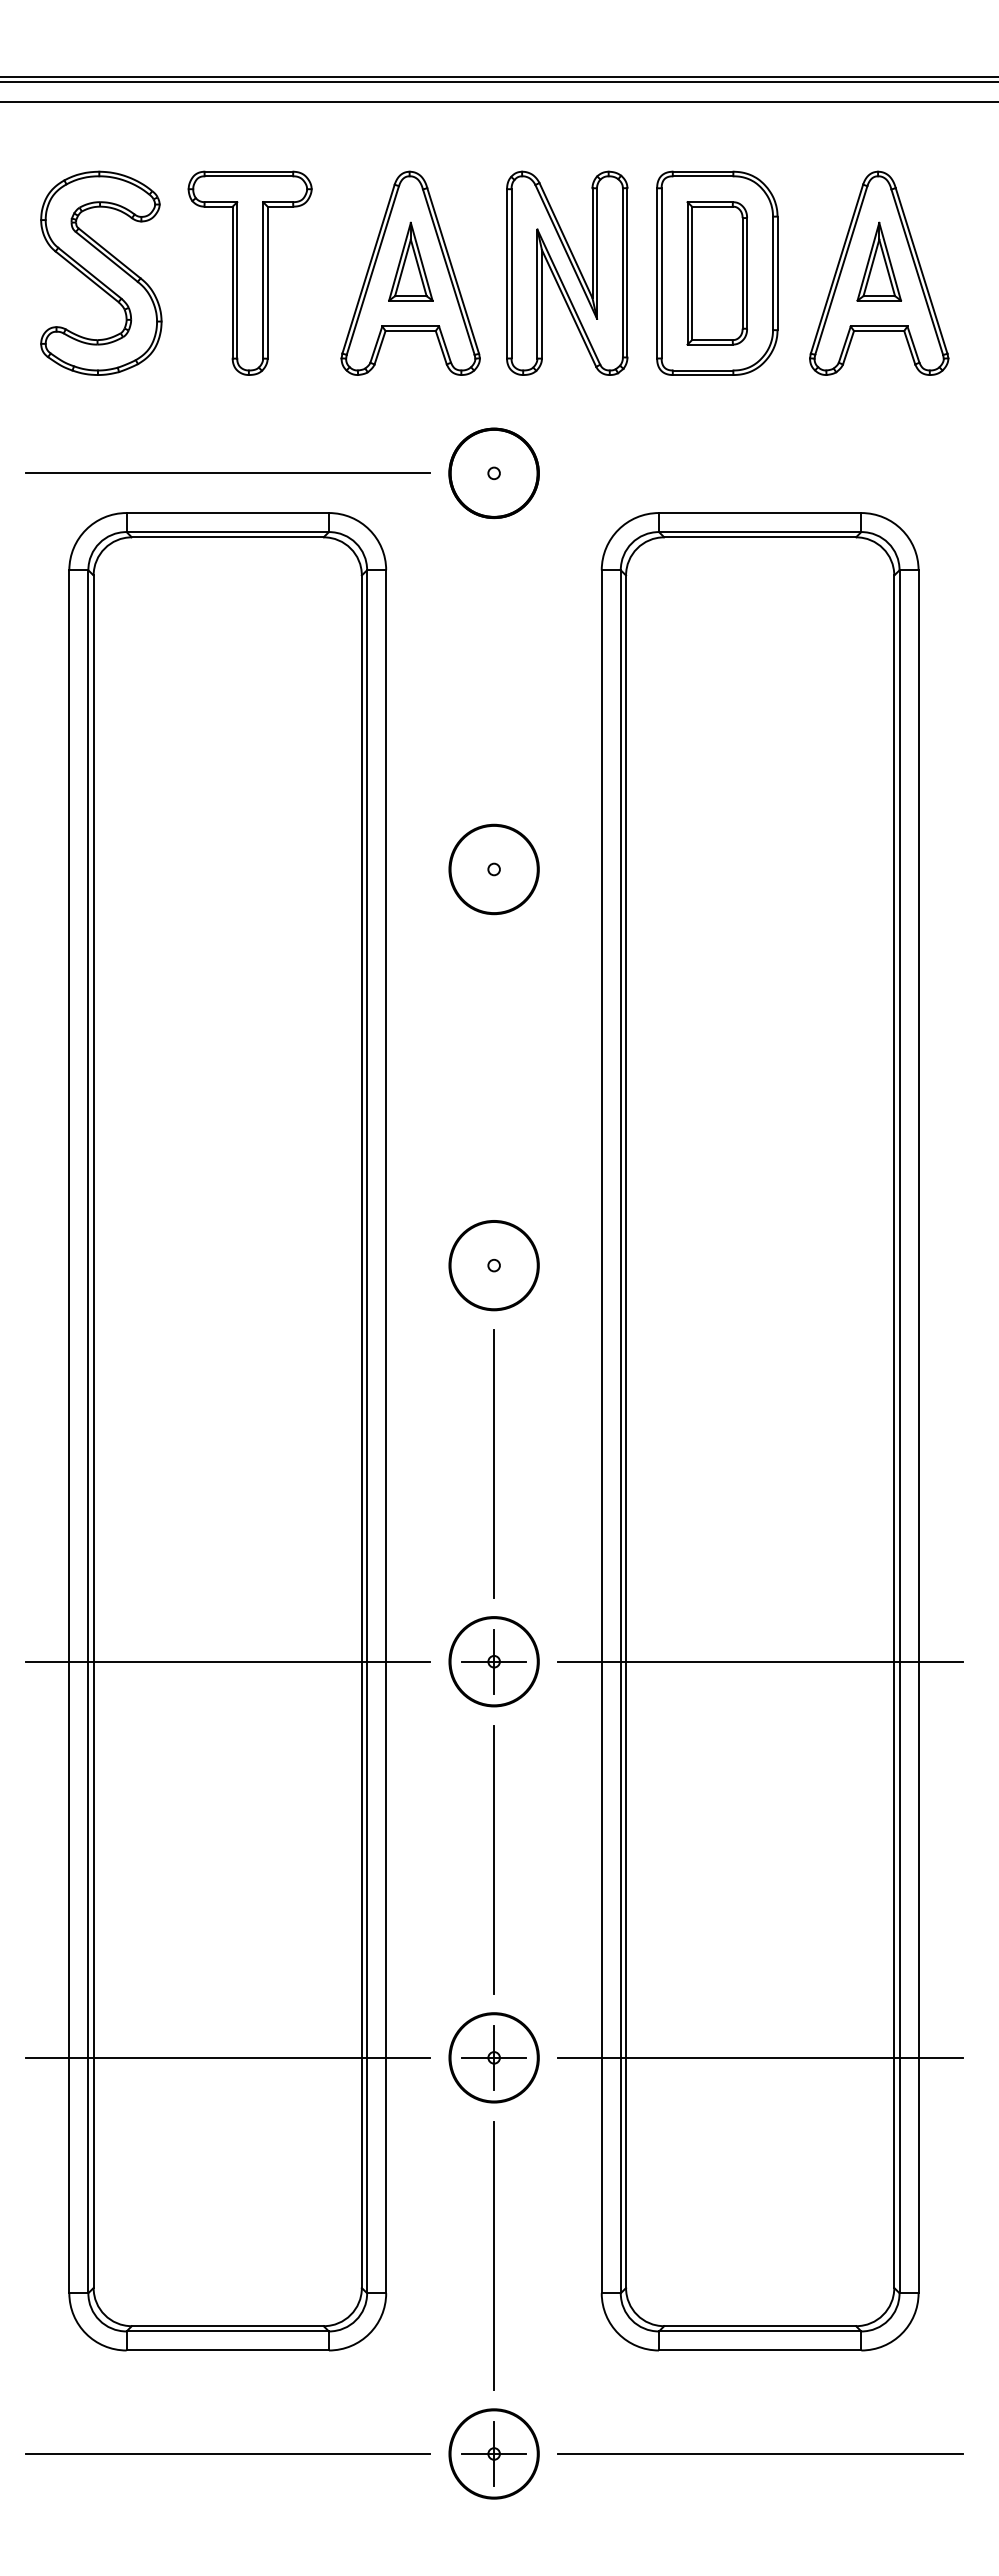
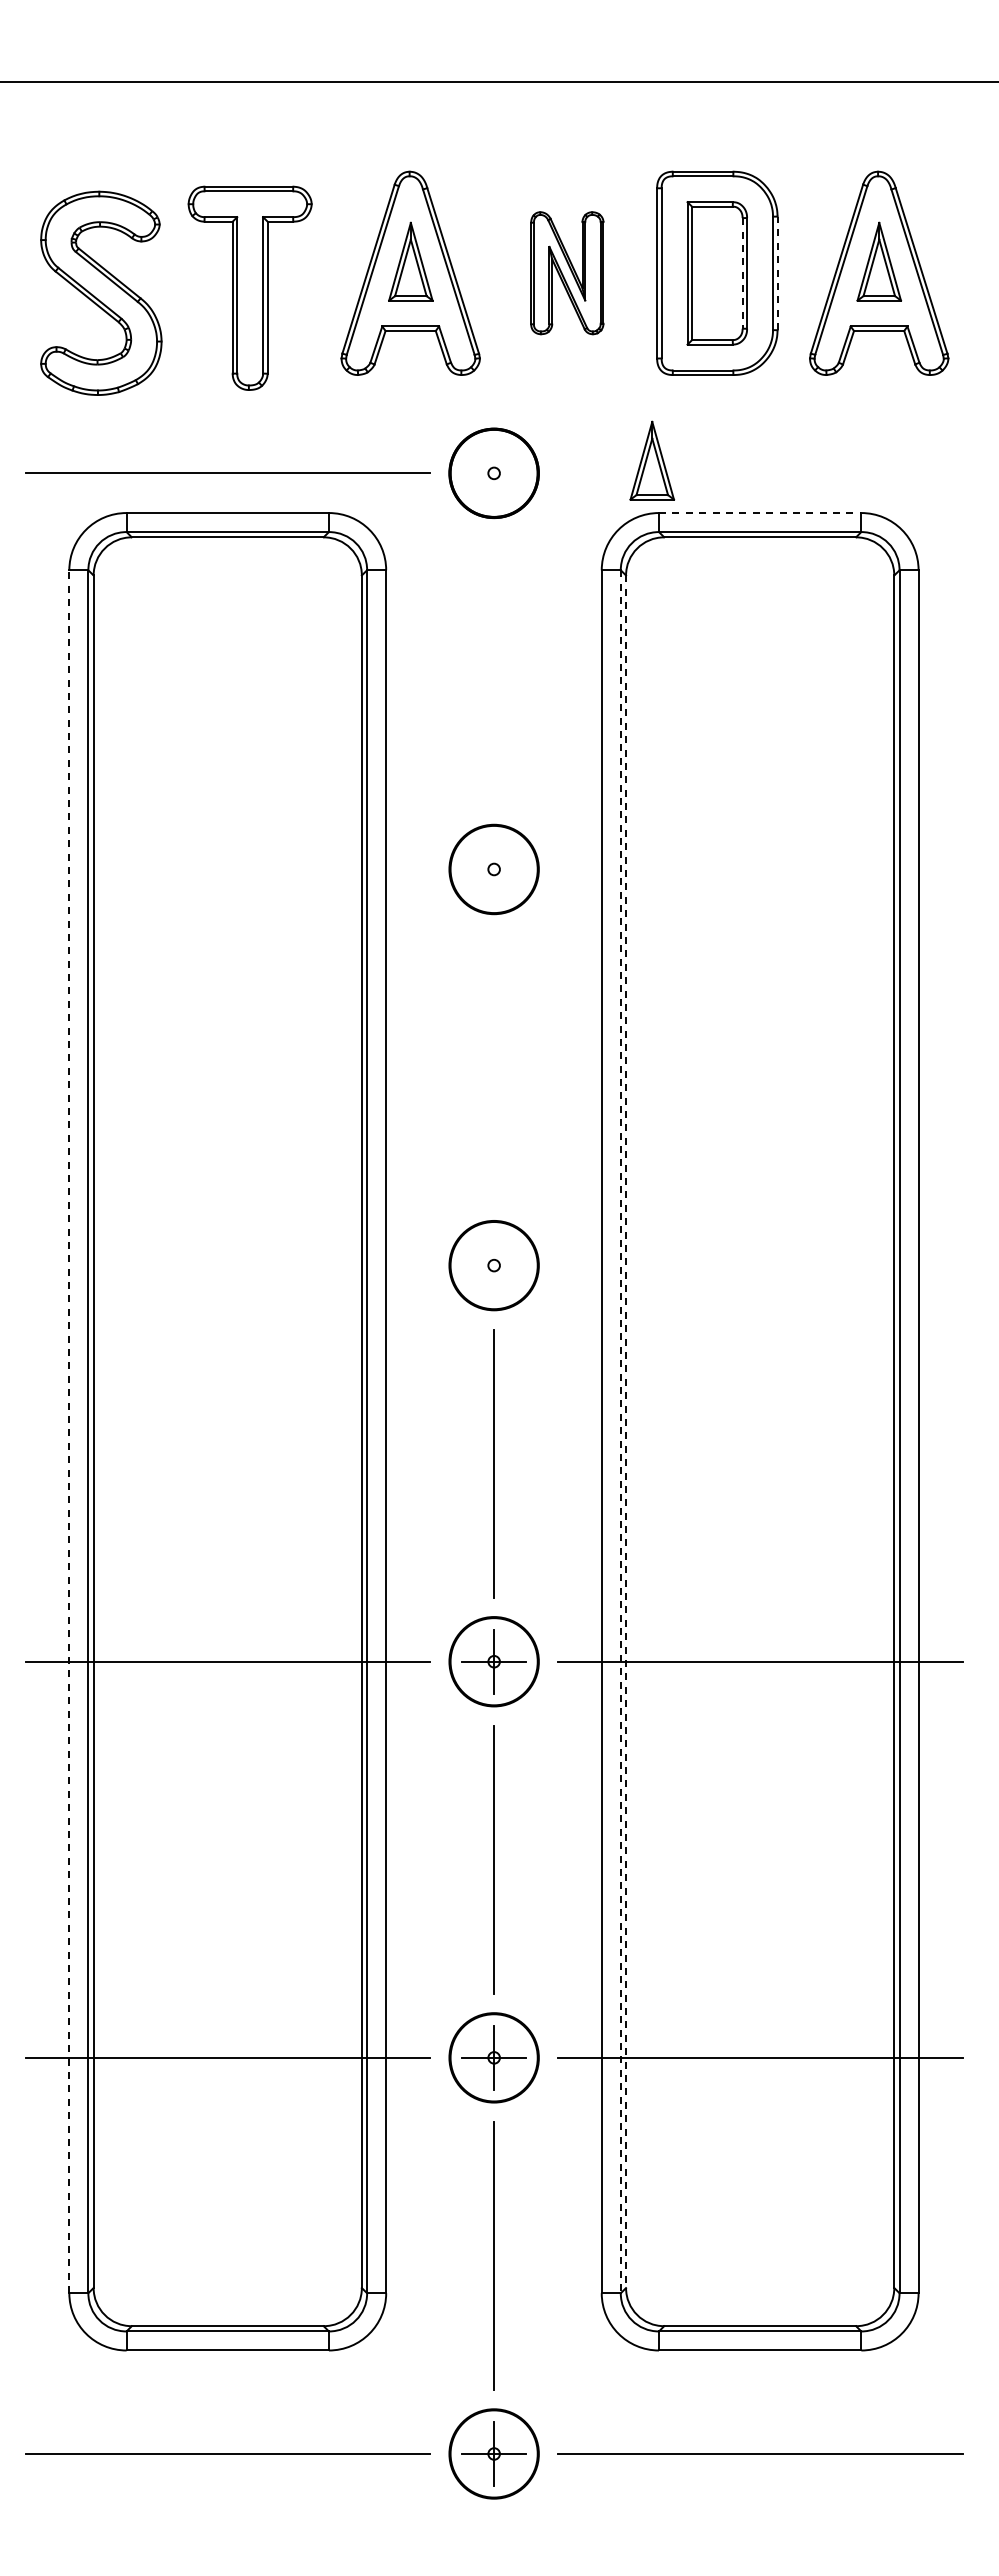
line: present -> none (498, 77)
line: present -> none (498, 101)
part position: (101, 272) -> (101, 292) (101, 292)
part position: (249, 272) -> (249, 287) (249, 287)
part size: 123x206 px -> 75x125 px (567, 273)
line: solid -> dashed (742, 273)
line: solid -> dashed (777, 273)
part: none -> present (652, 460)
line: solid -> dashed (760, 513)
line: solid -> dashed (69, 1431)
line: solid -> dashed (620, 1432)
line: solid -> dashed (626, 1432)
